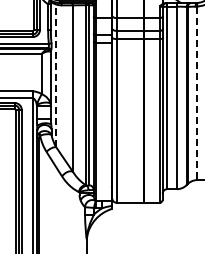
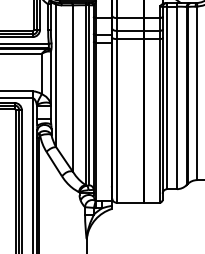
line: dashed -> solid (56, 75)
line: dashed -> solid (197, 93)
